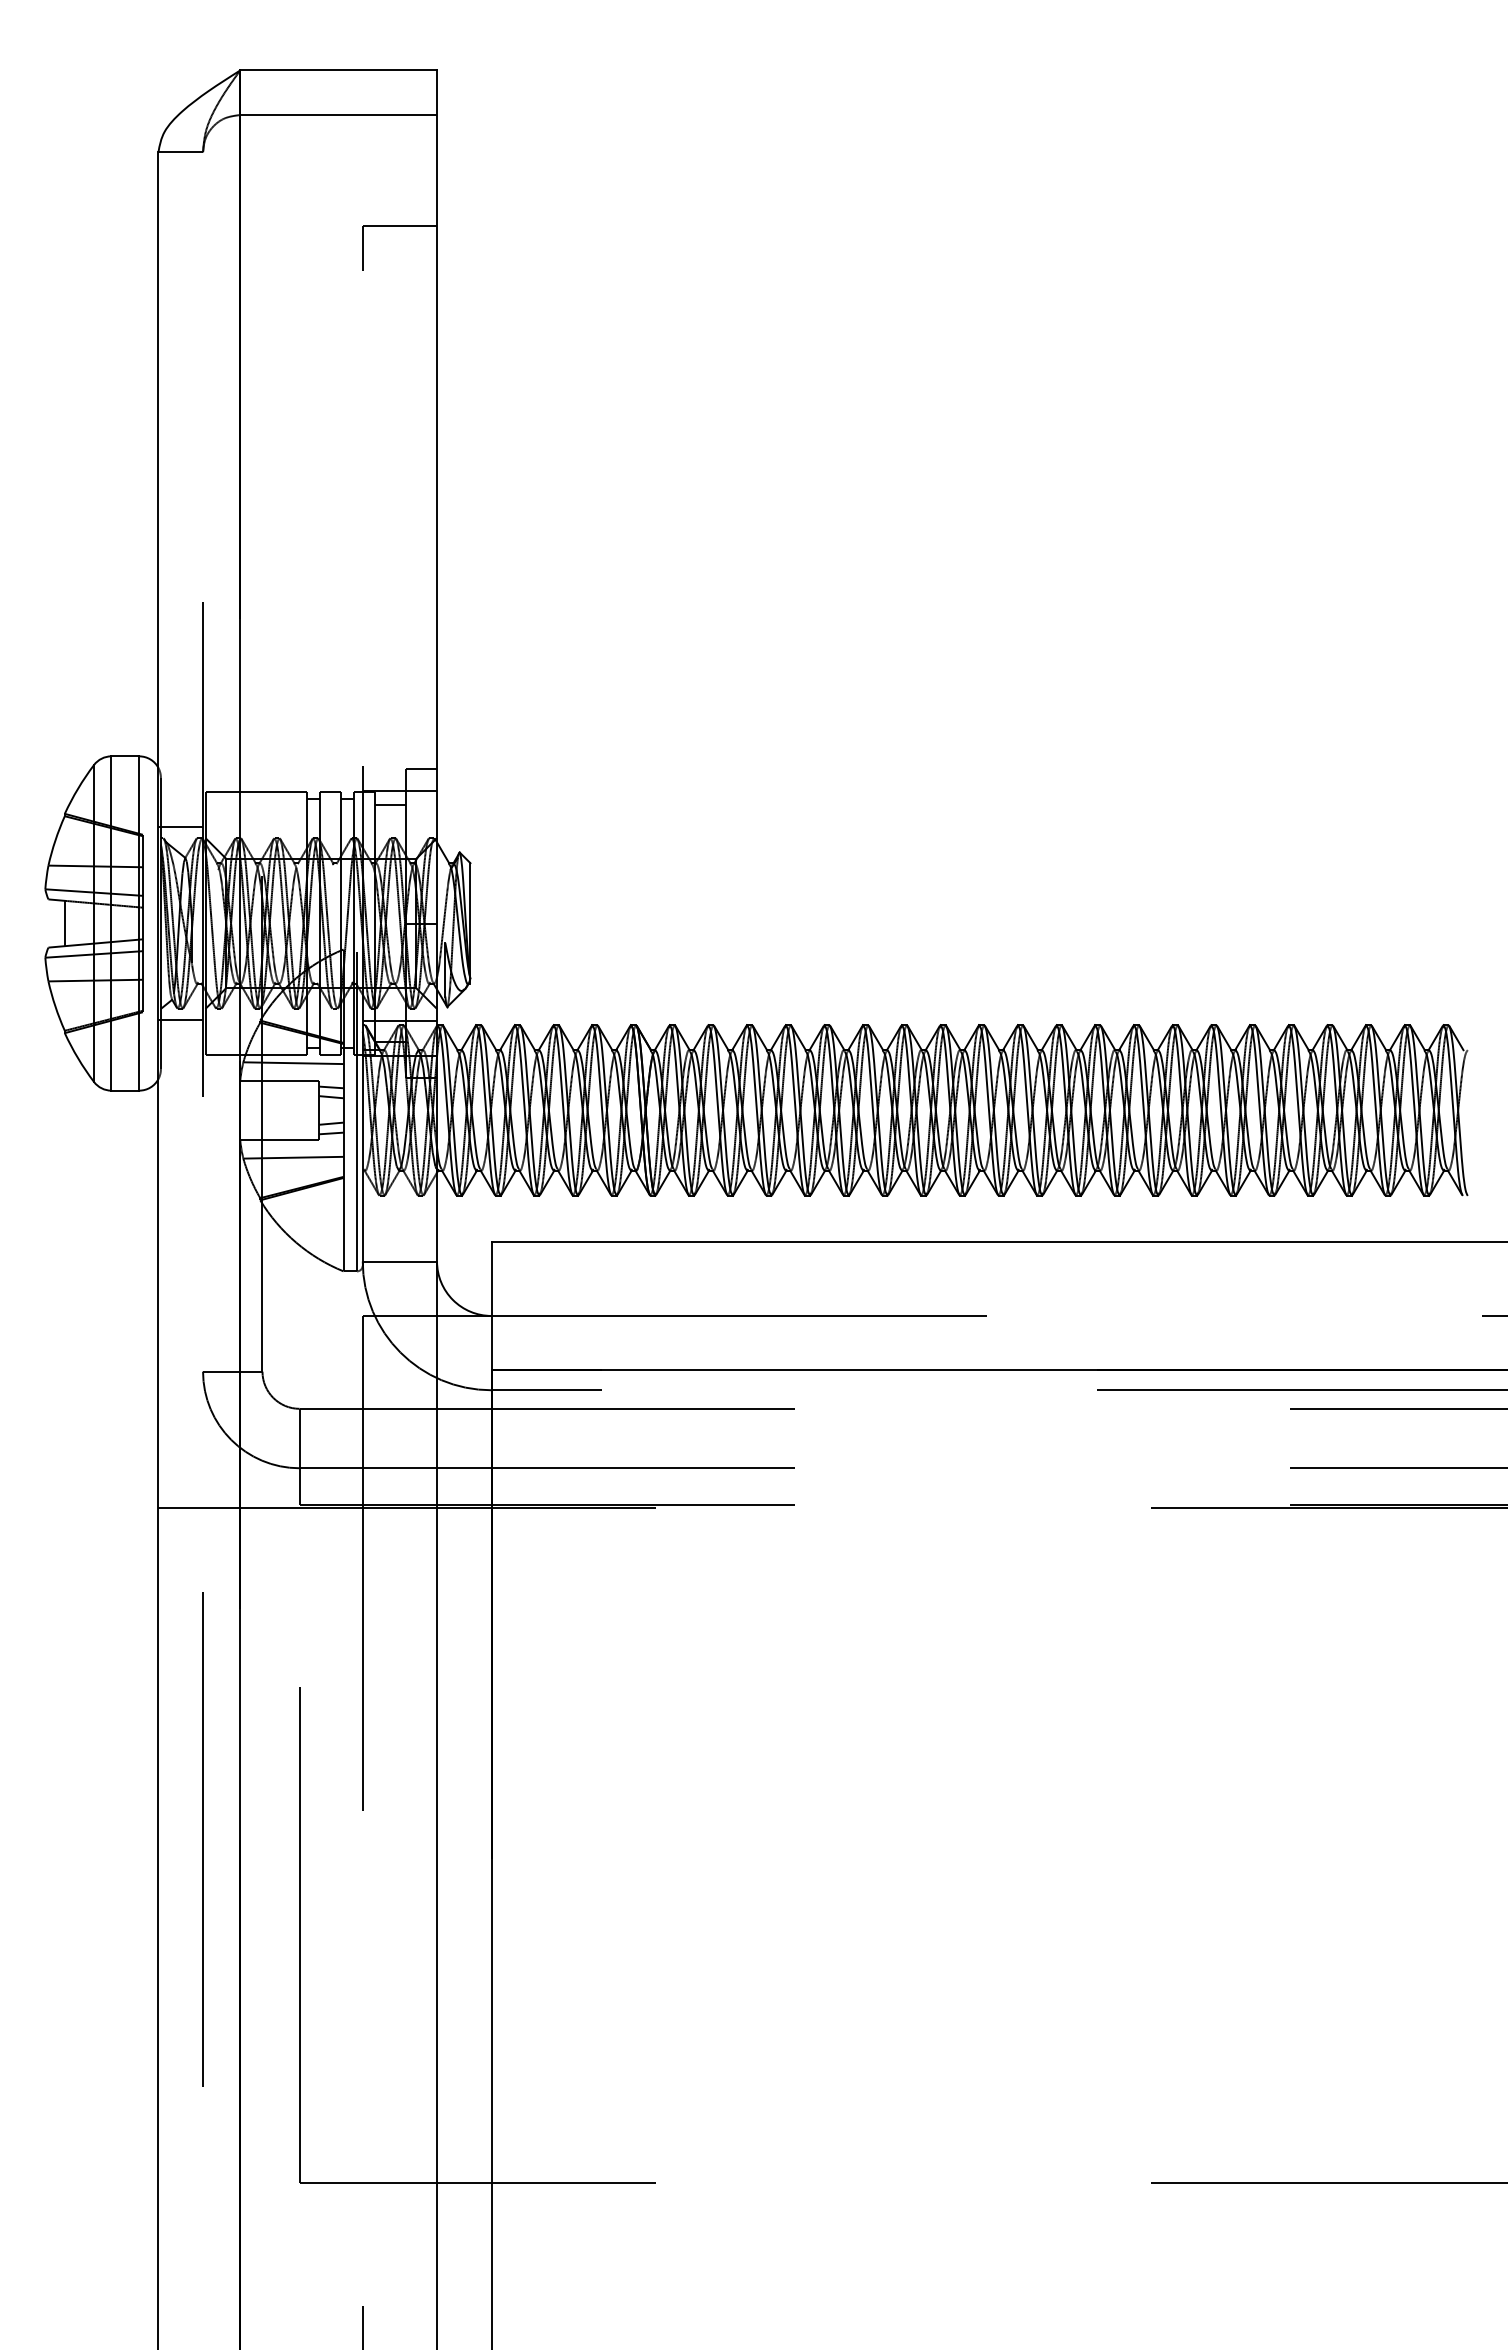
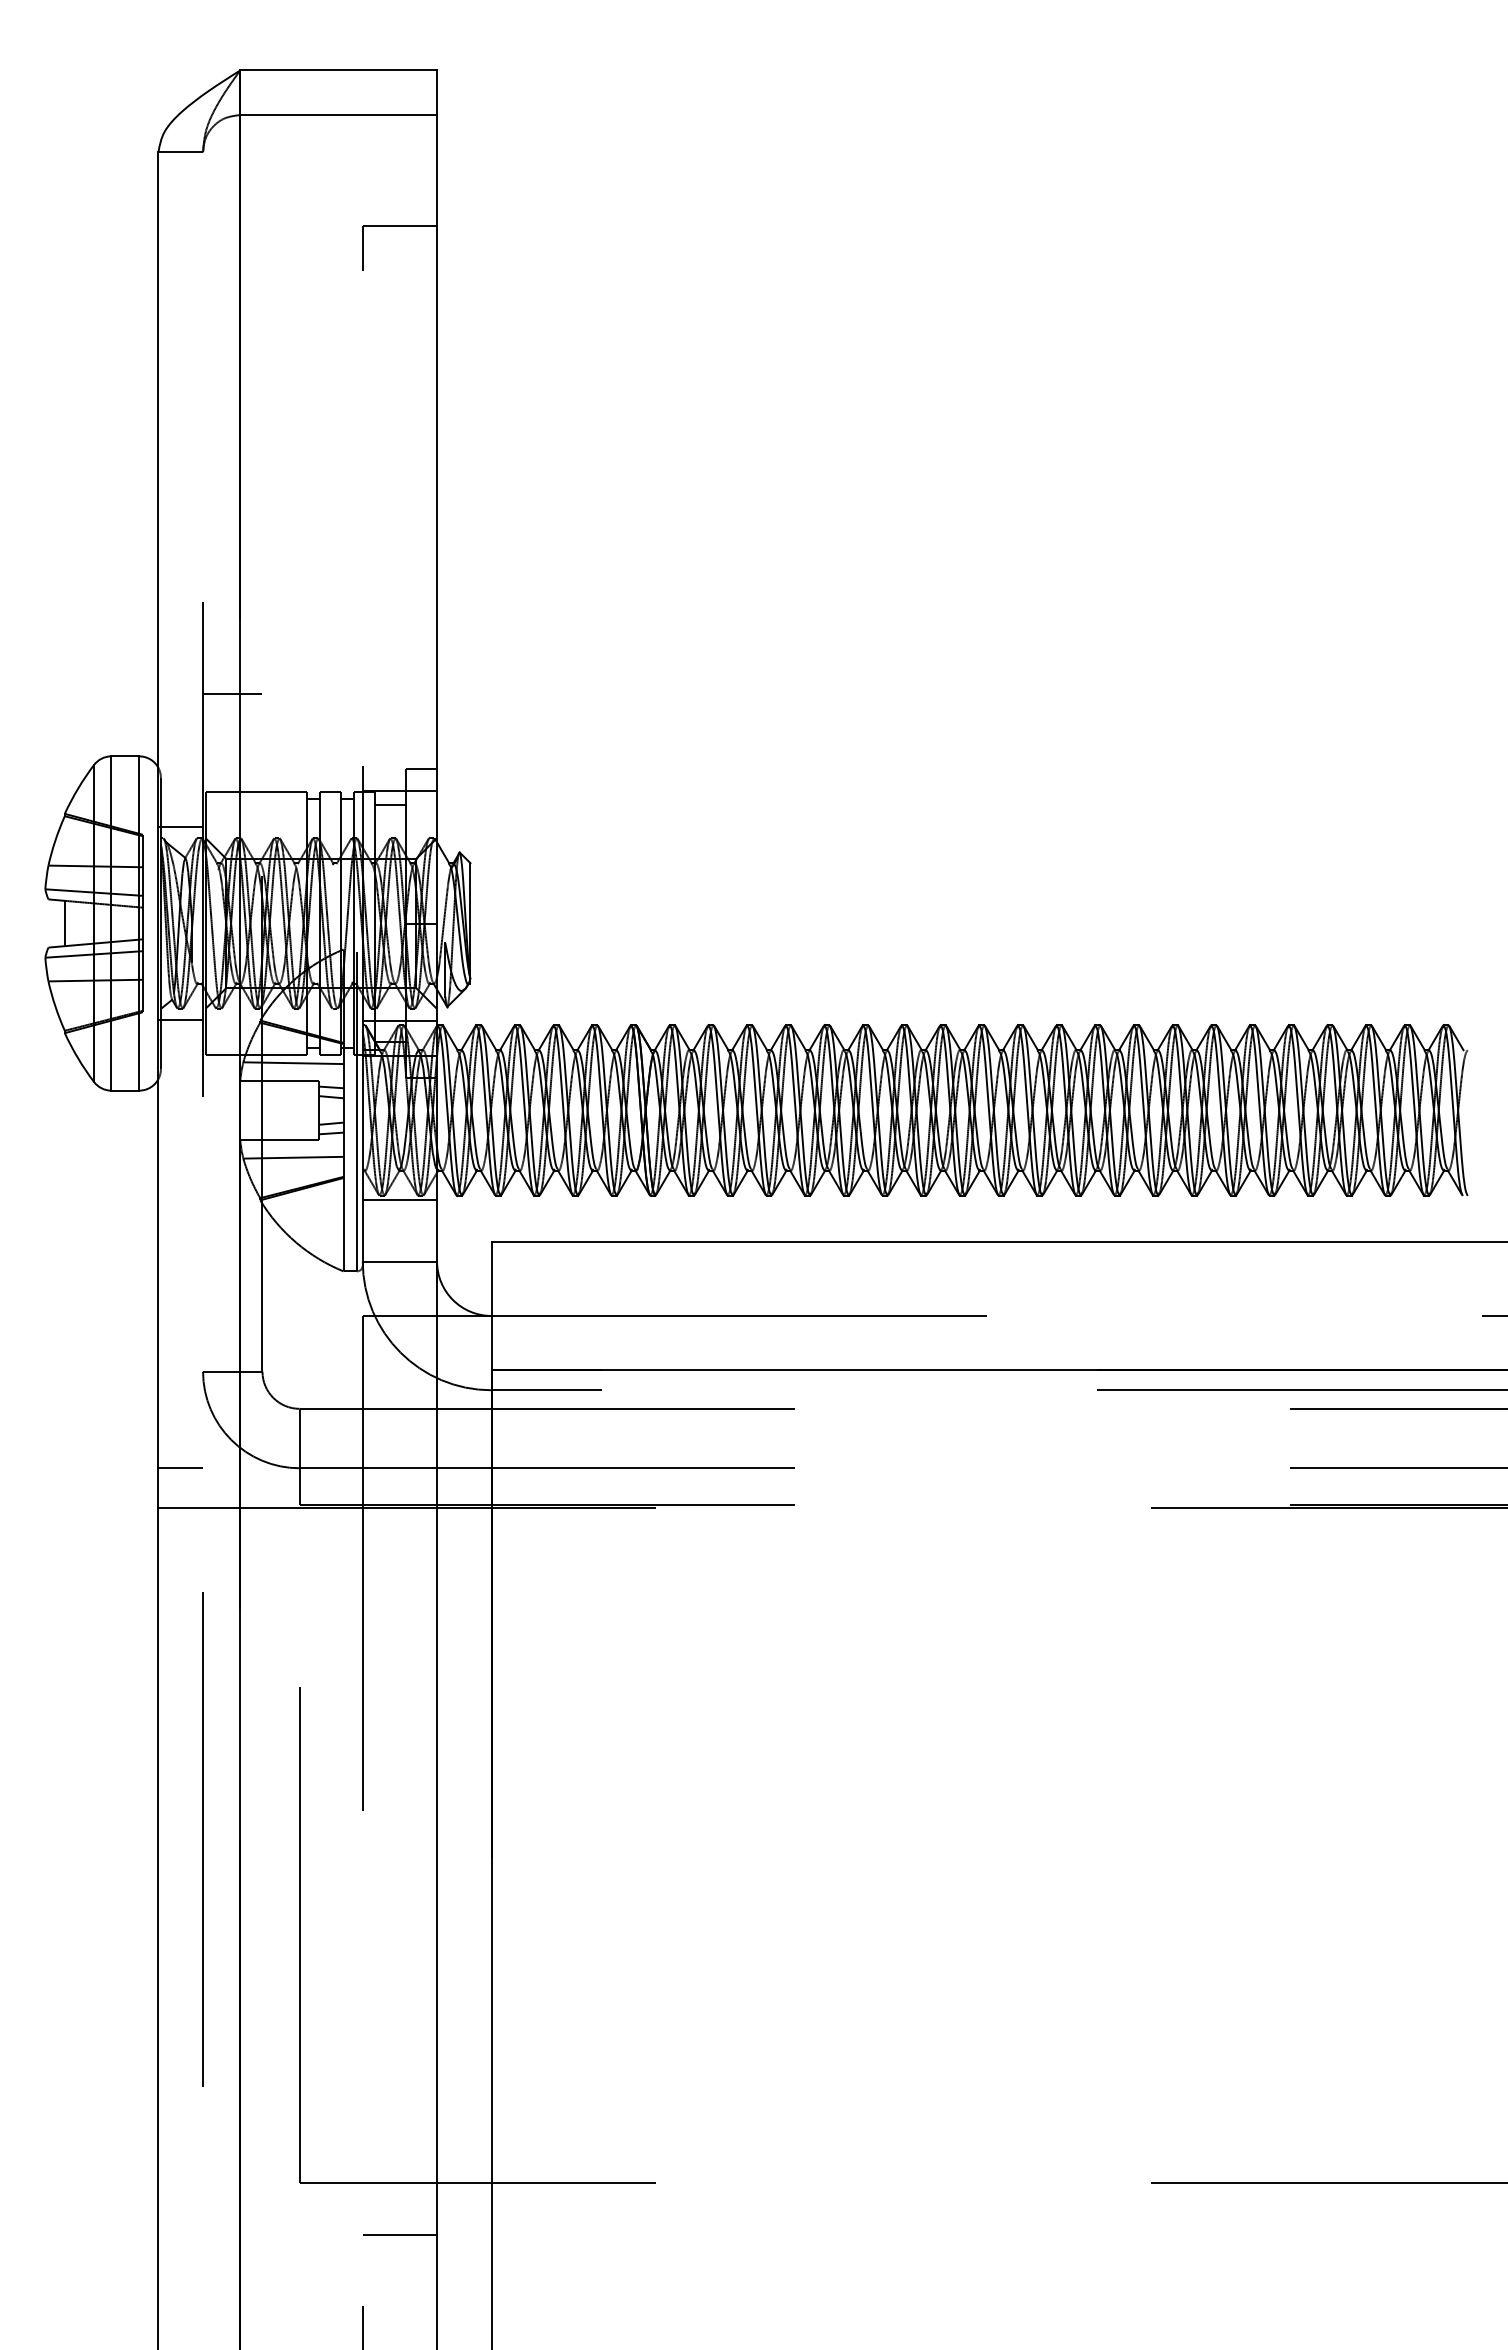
line: none -> present (232, 694)
line: none -> present (399, 1199)
line: none -> present (180, 1468)
line: none -> present (399, 2234)
